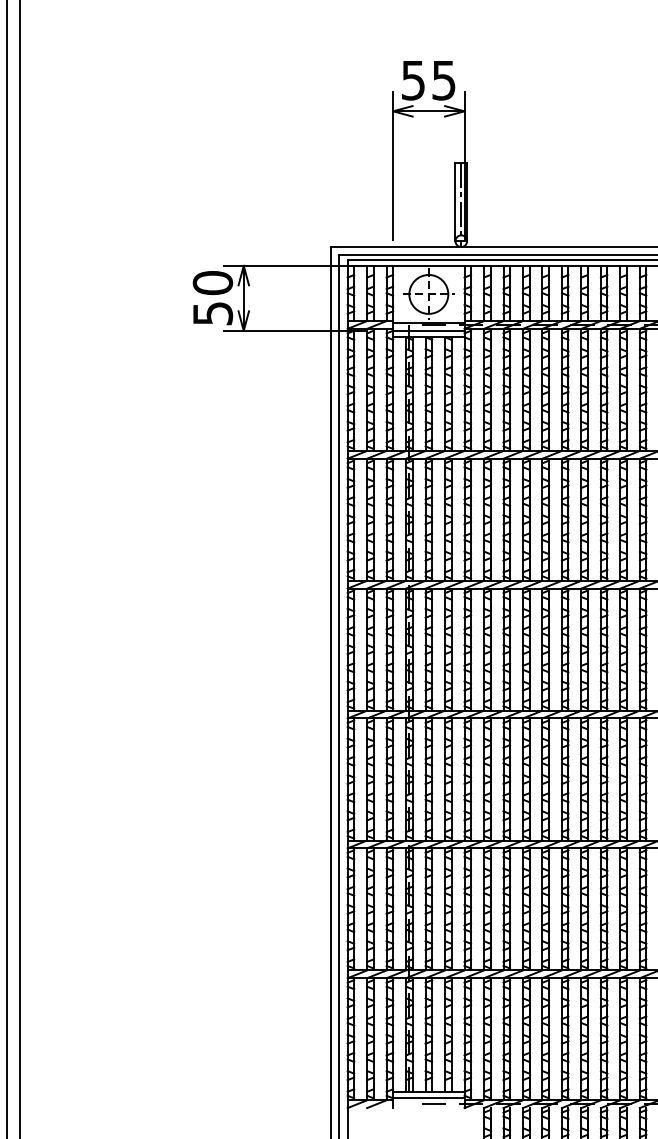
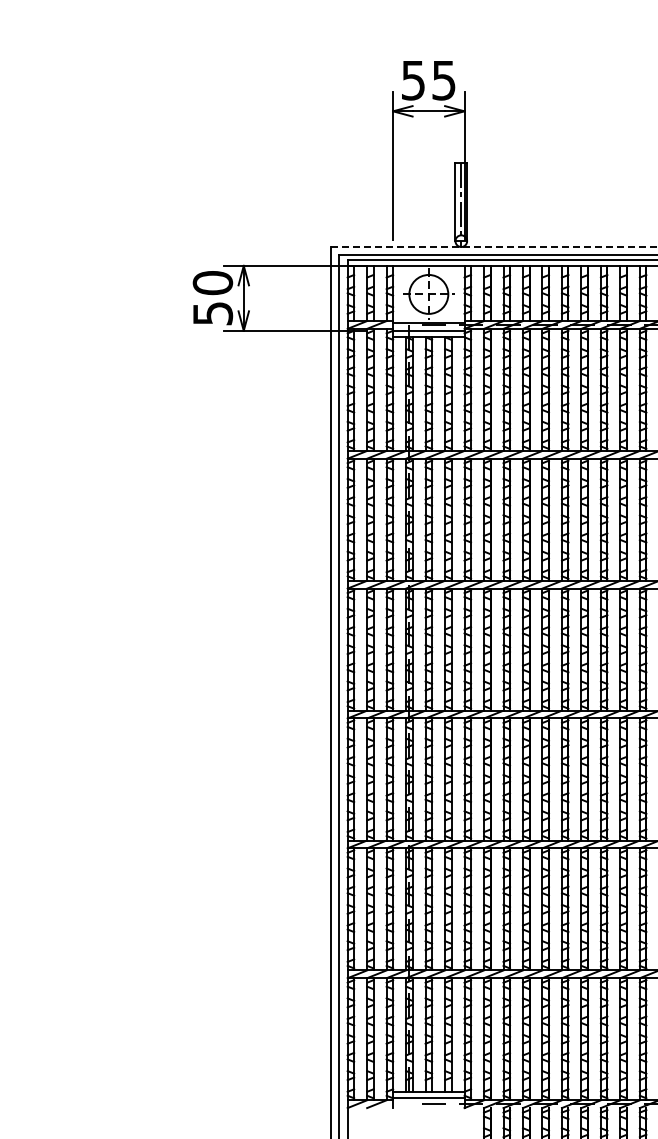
line: solid -> dashed (494, 247)
line: present -> none (6, 568)
line: present -> none (19, 568)
